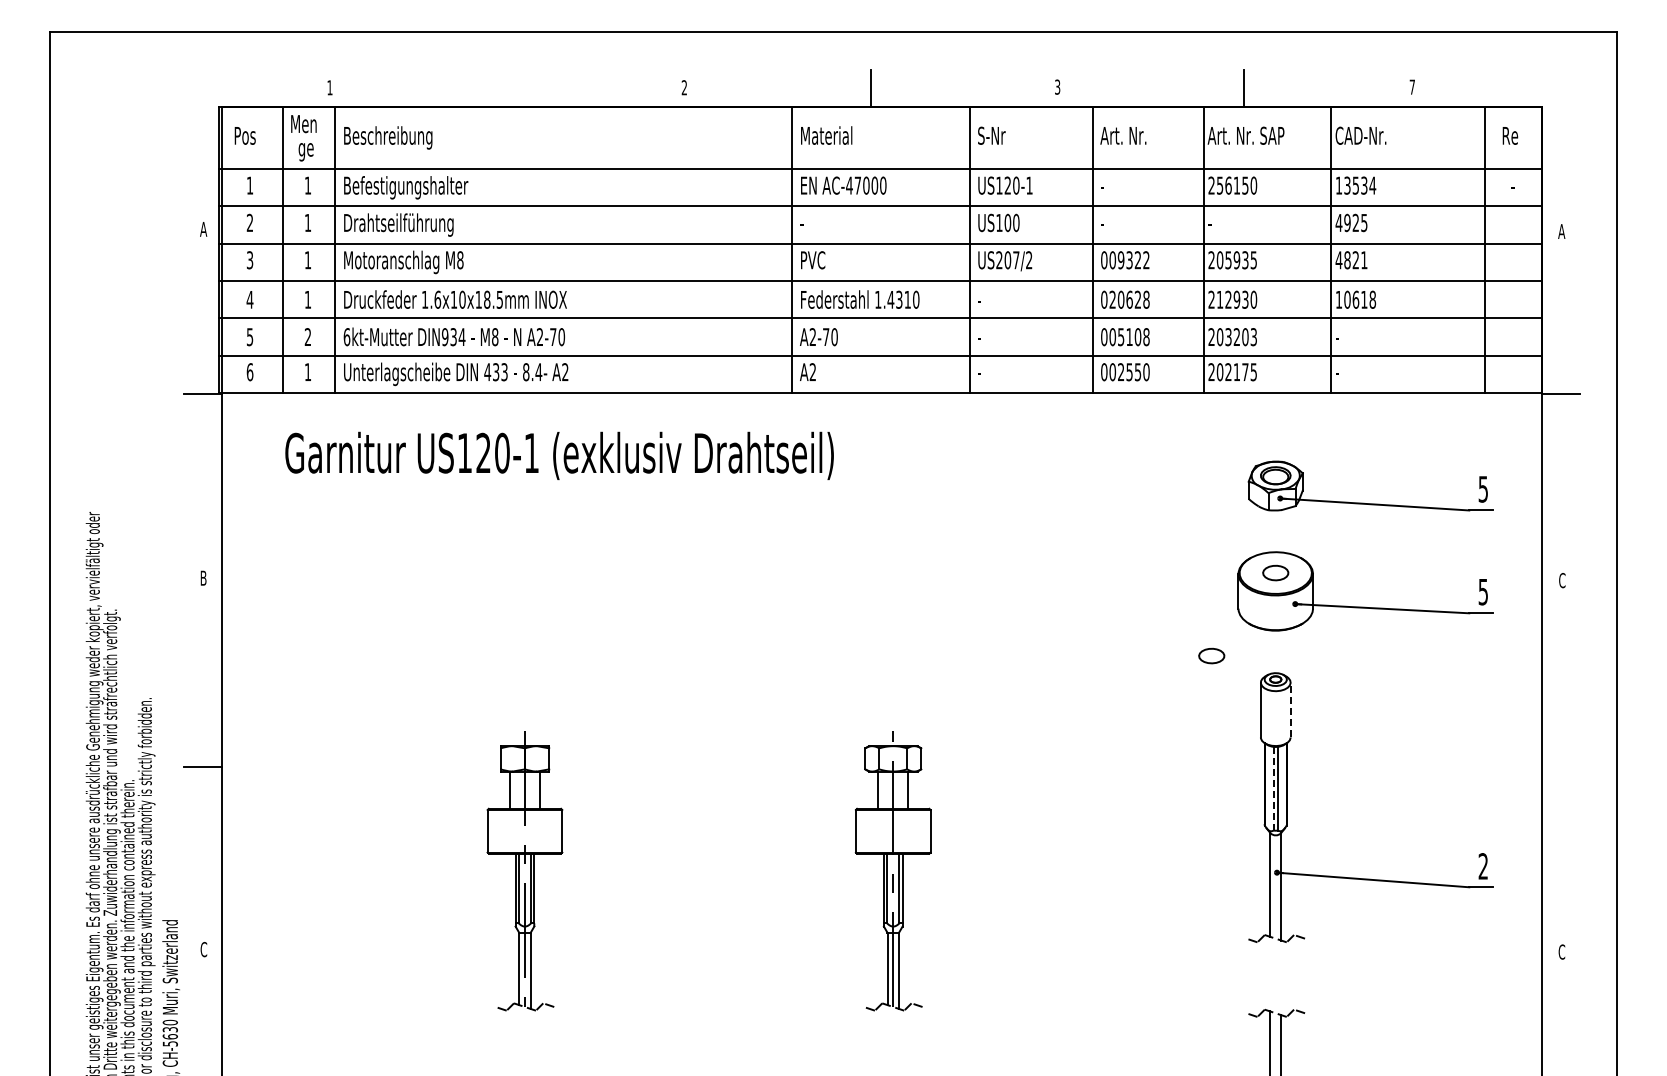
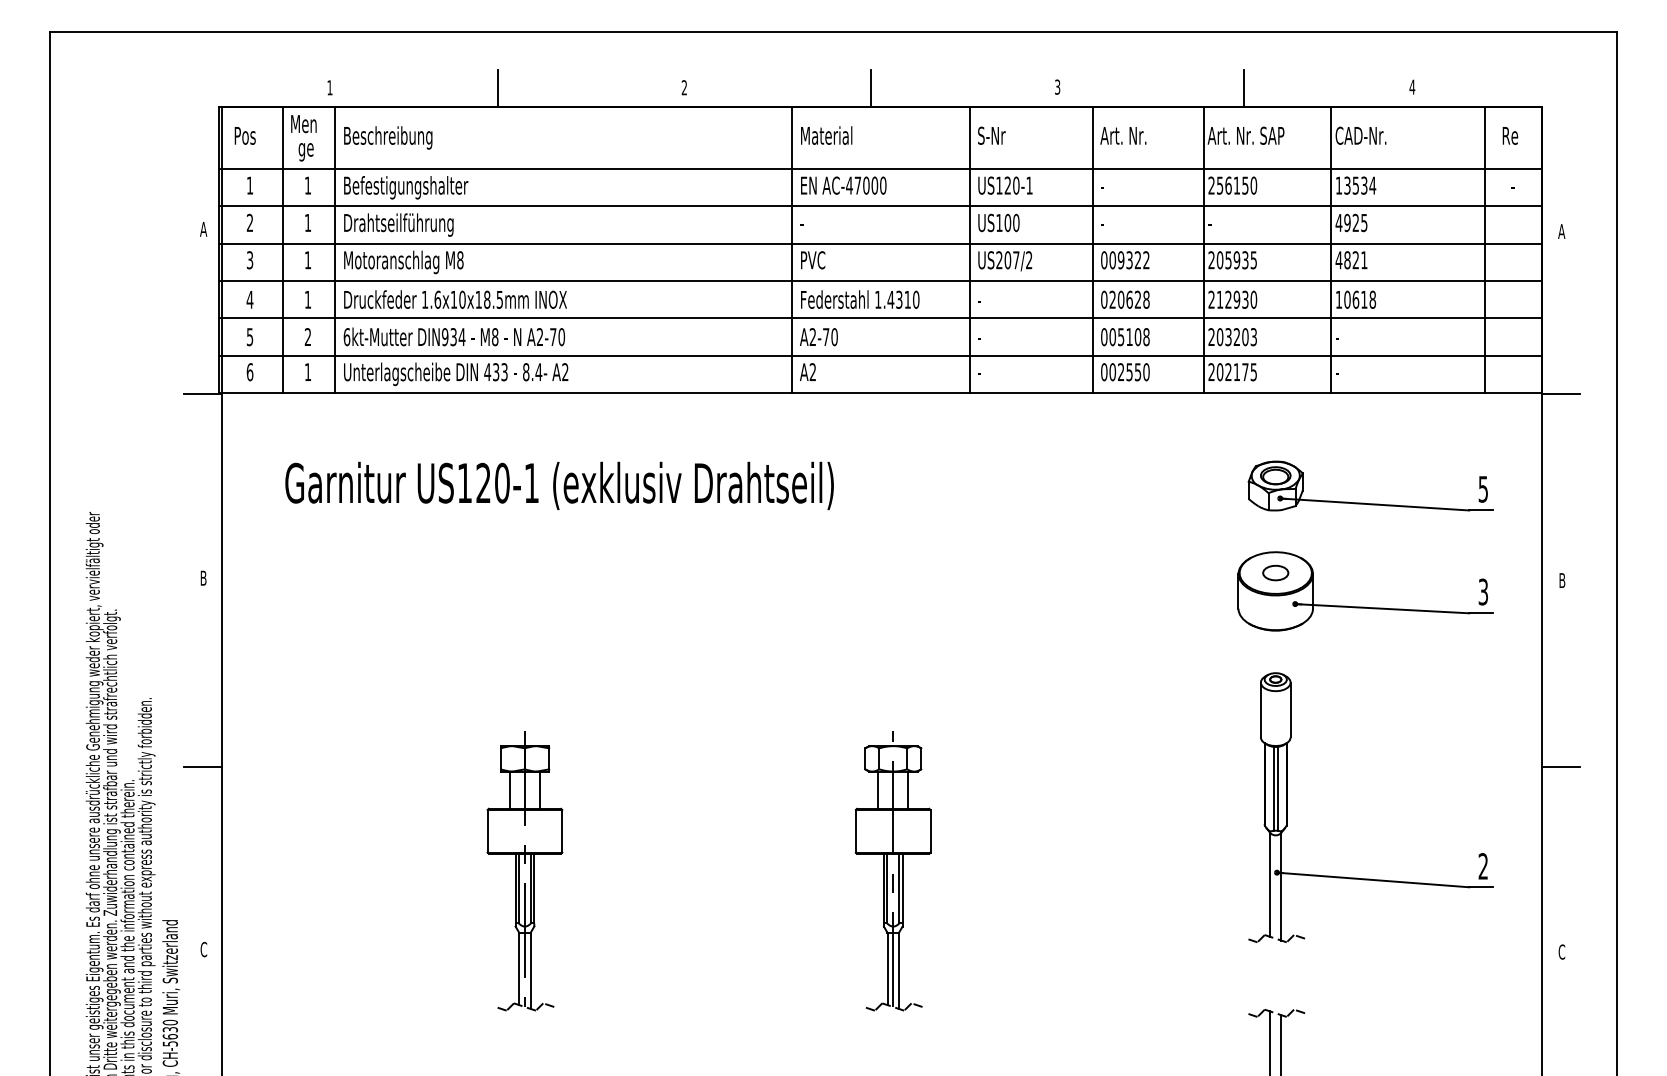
text: 7 -> 4 (1412, 86)
line: none -> present (497, 87)
text position: (559, 455) -> (559, 485) (559, 485)
text: C -> B (1562, 580)
text: 5 -> 3 (1483, 591)
part: present -> none (1211, 655)
line: dashed -> solid (1290, 709)
line: none -> present (1560, 767)
line: dashed -> solid (1273, 788)
